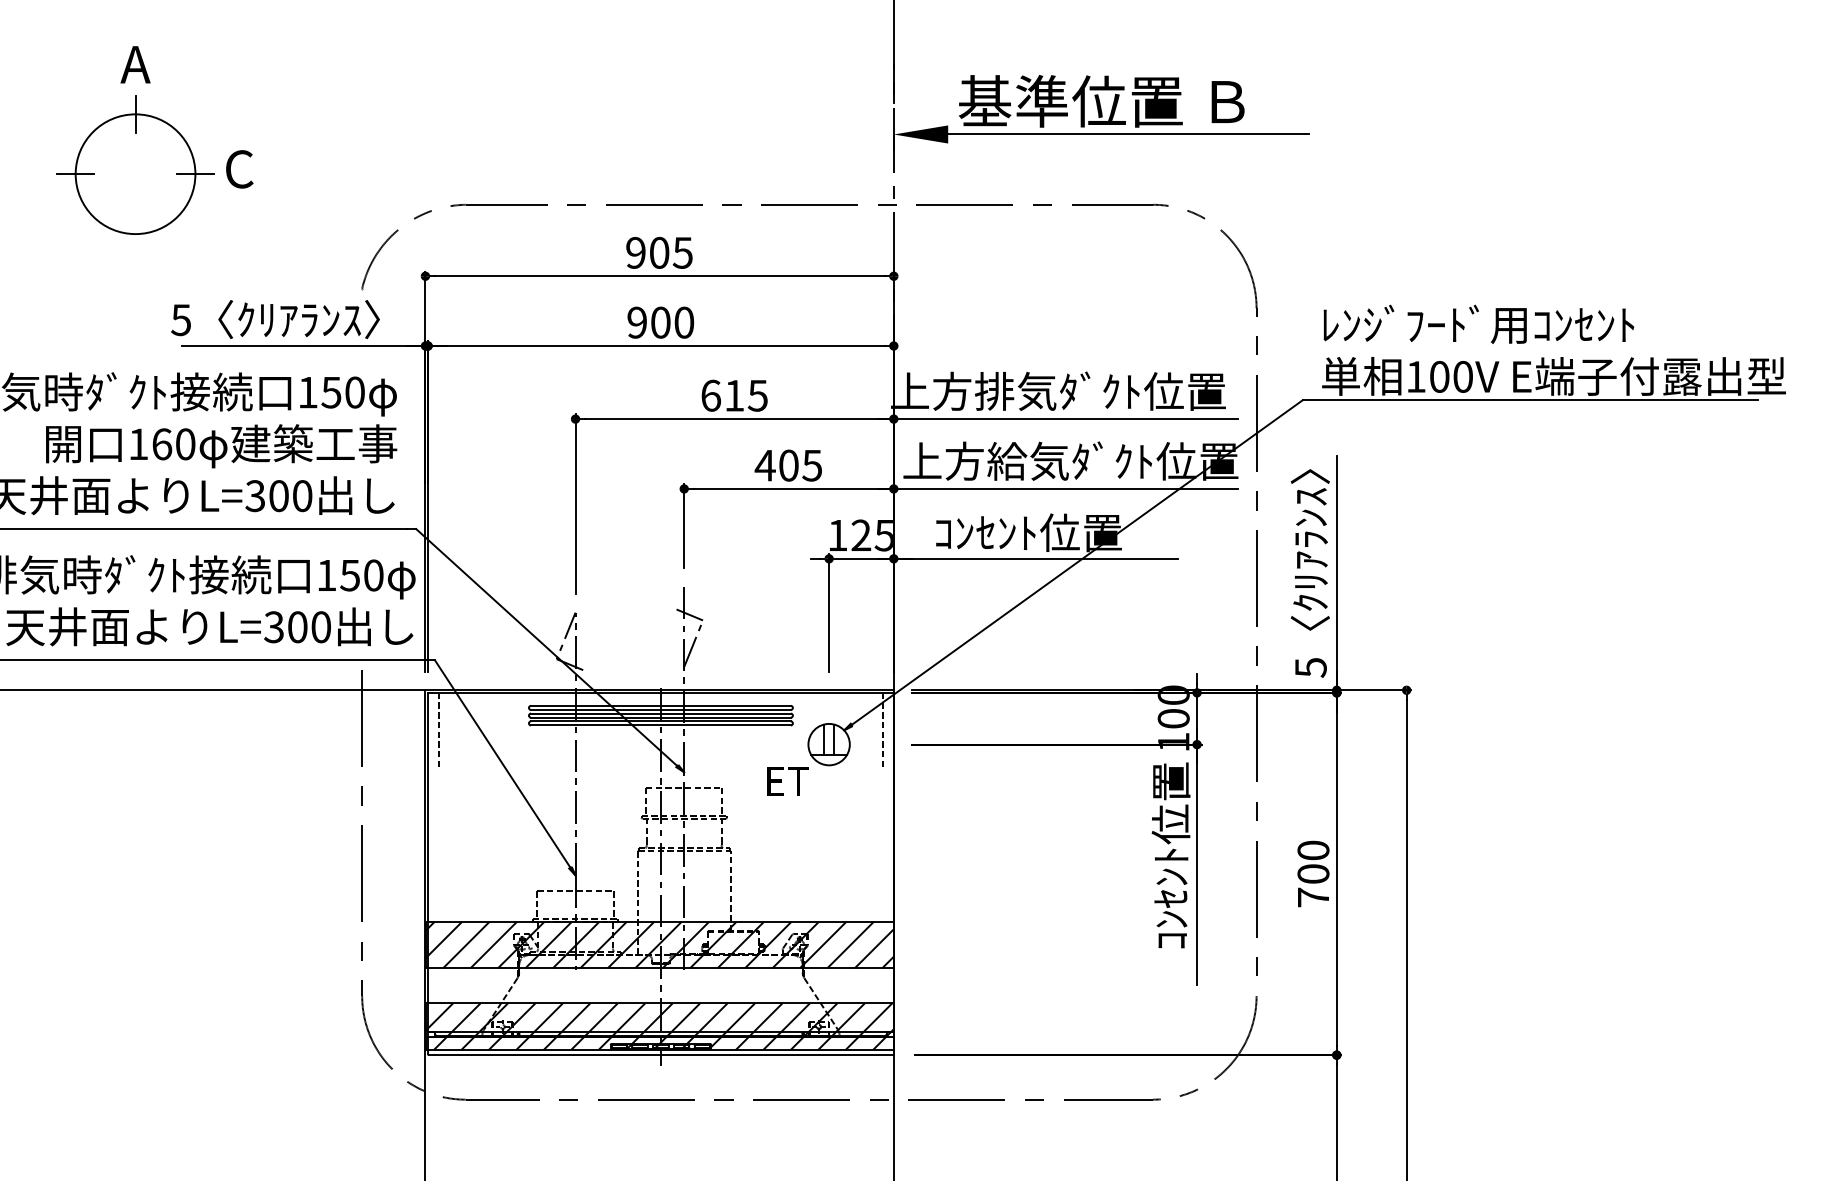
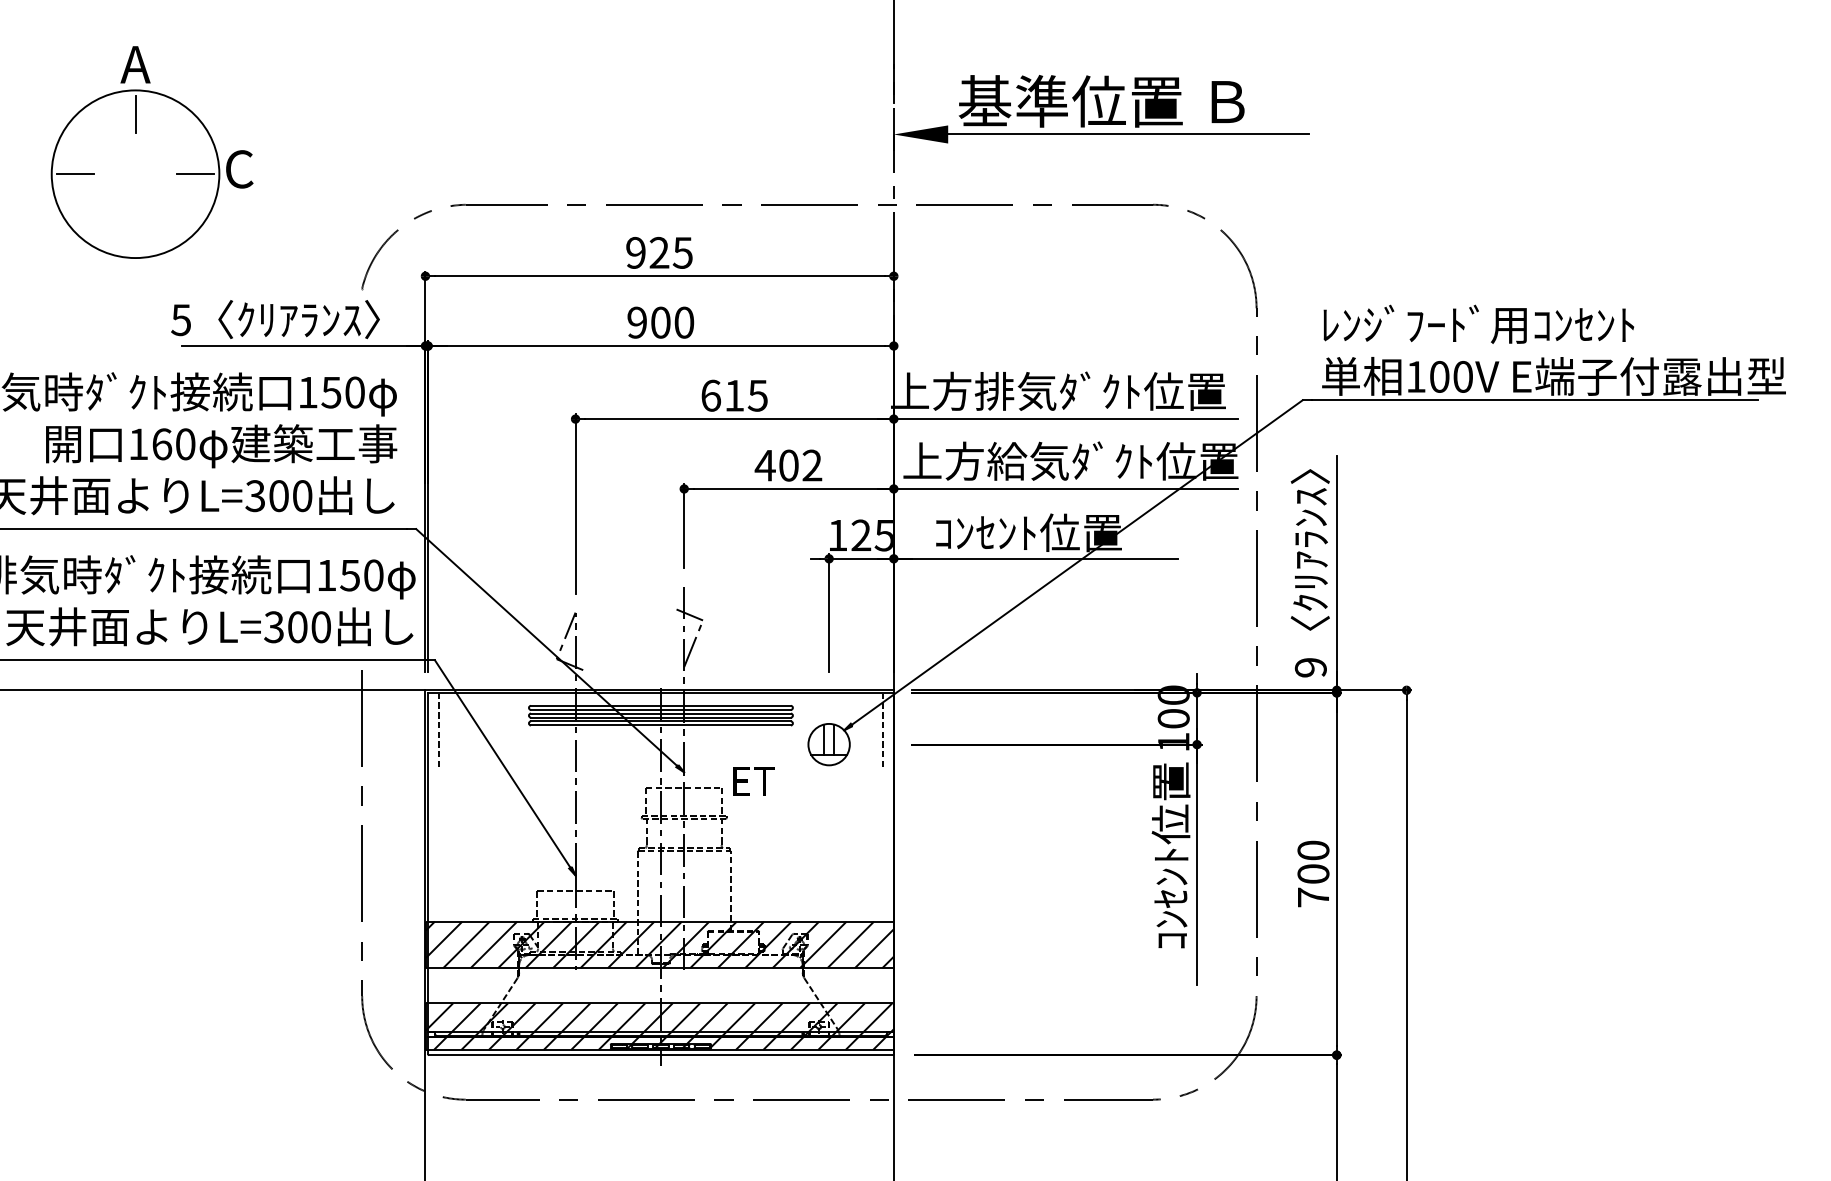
circle diameter: 120 px -> 168 px (135, 174)
text: 905 -> 925 (659, 252)
text: 405 -> 402 (812, 465)
text: 5 -> 9 (1310, 667)
text position: (787, 781) -> (753, 781) (753, 781)
